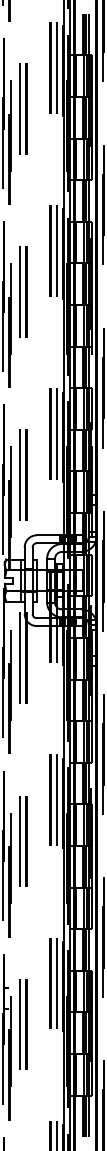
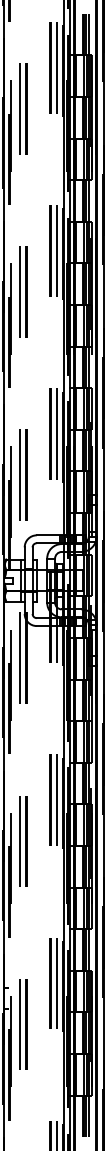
line: dashed -> solid (4, 575)
line: dashed -> solid (104, 575)
